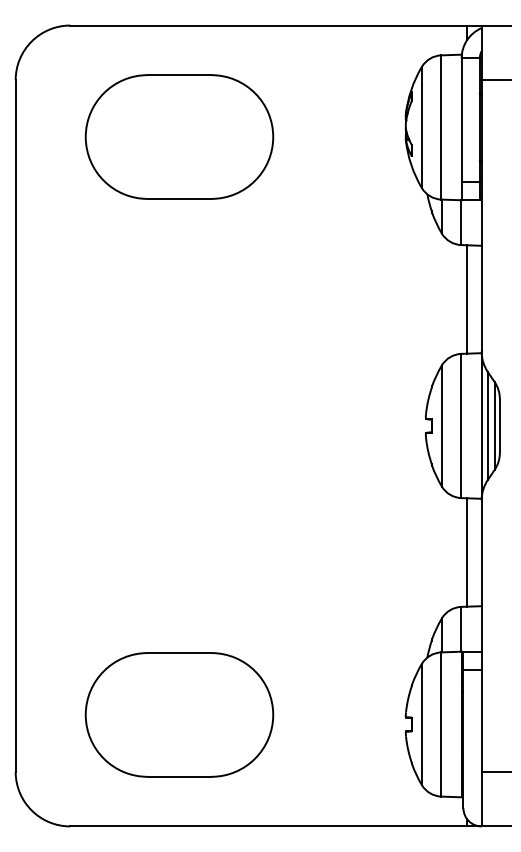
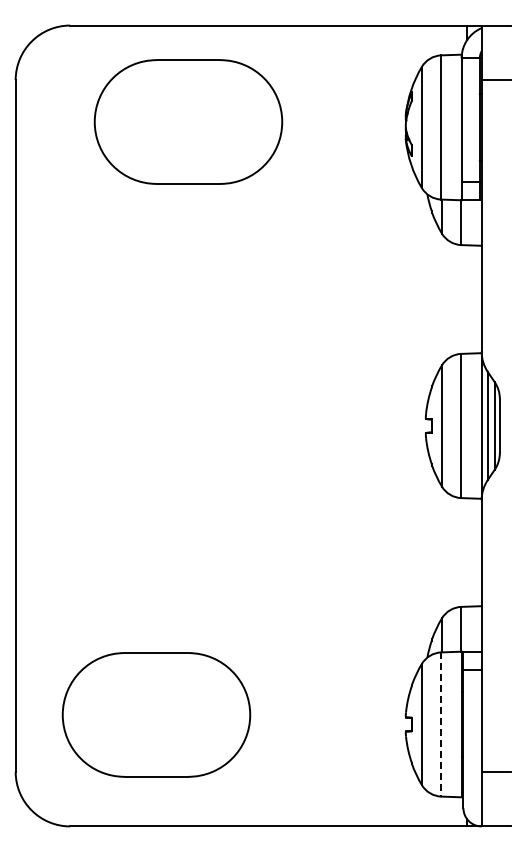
part position: (179, 136) -> (188, 121) (188, 121)
line: present -> none (467, 299)
line: present -> none (467, 552)
part position: (179, 714) -> (156, 714) (156, 714)
line: solid -> dashed (441, 725)
